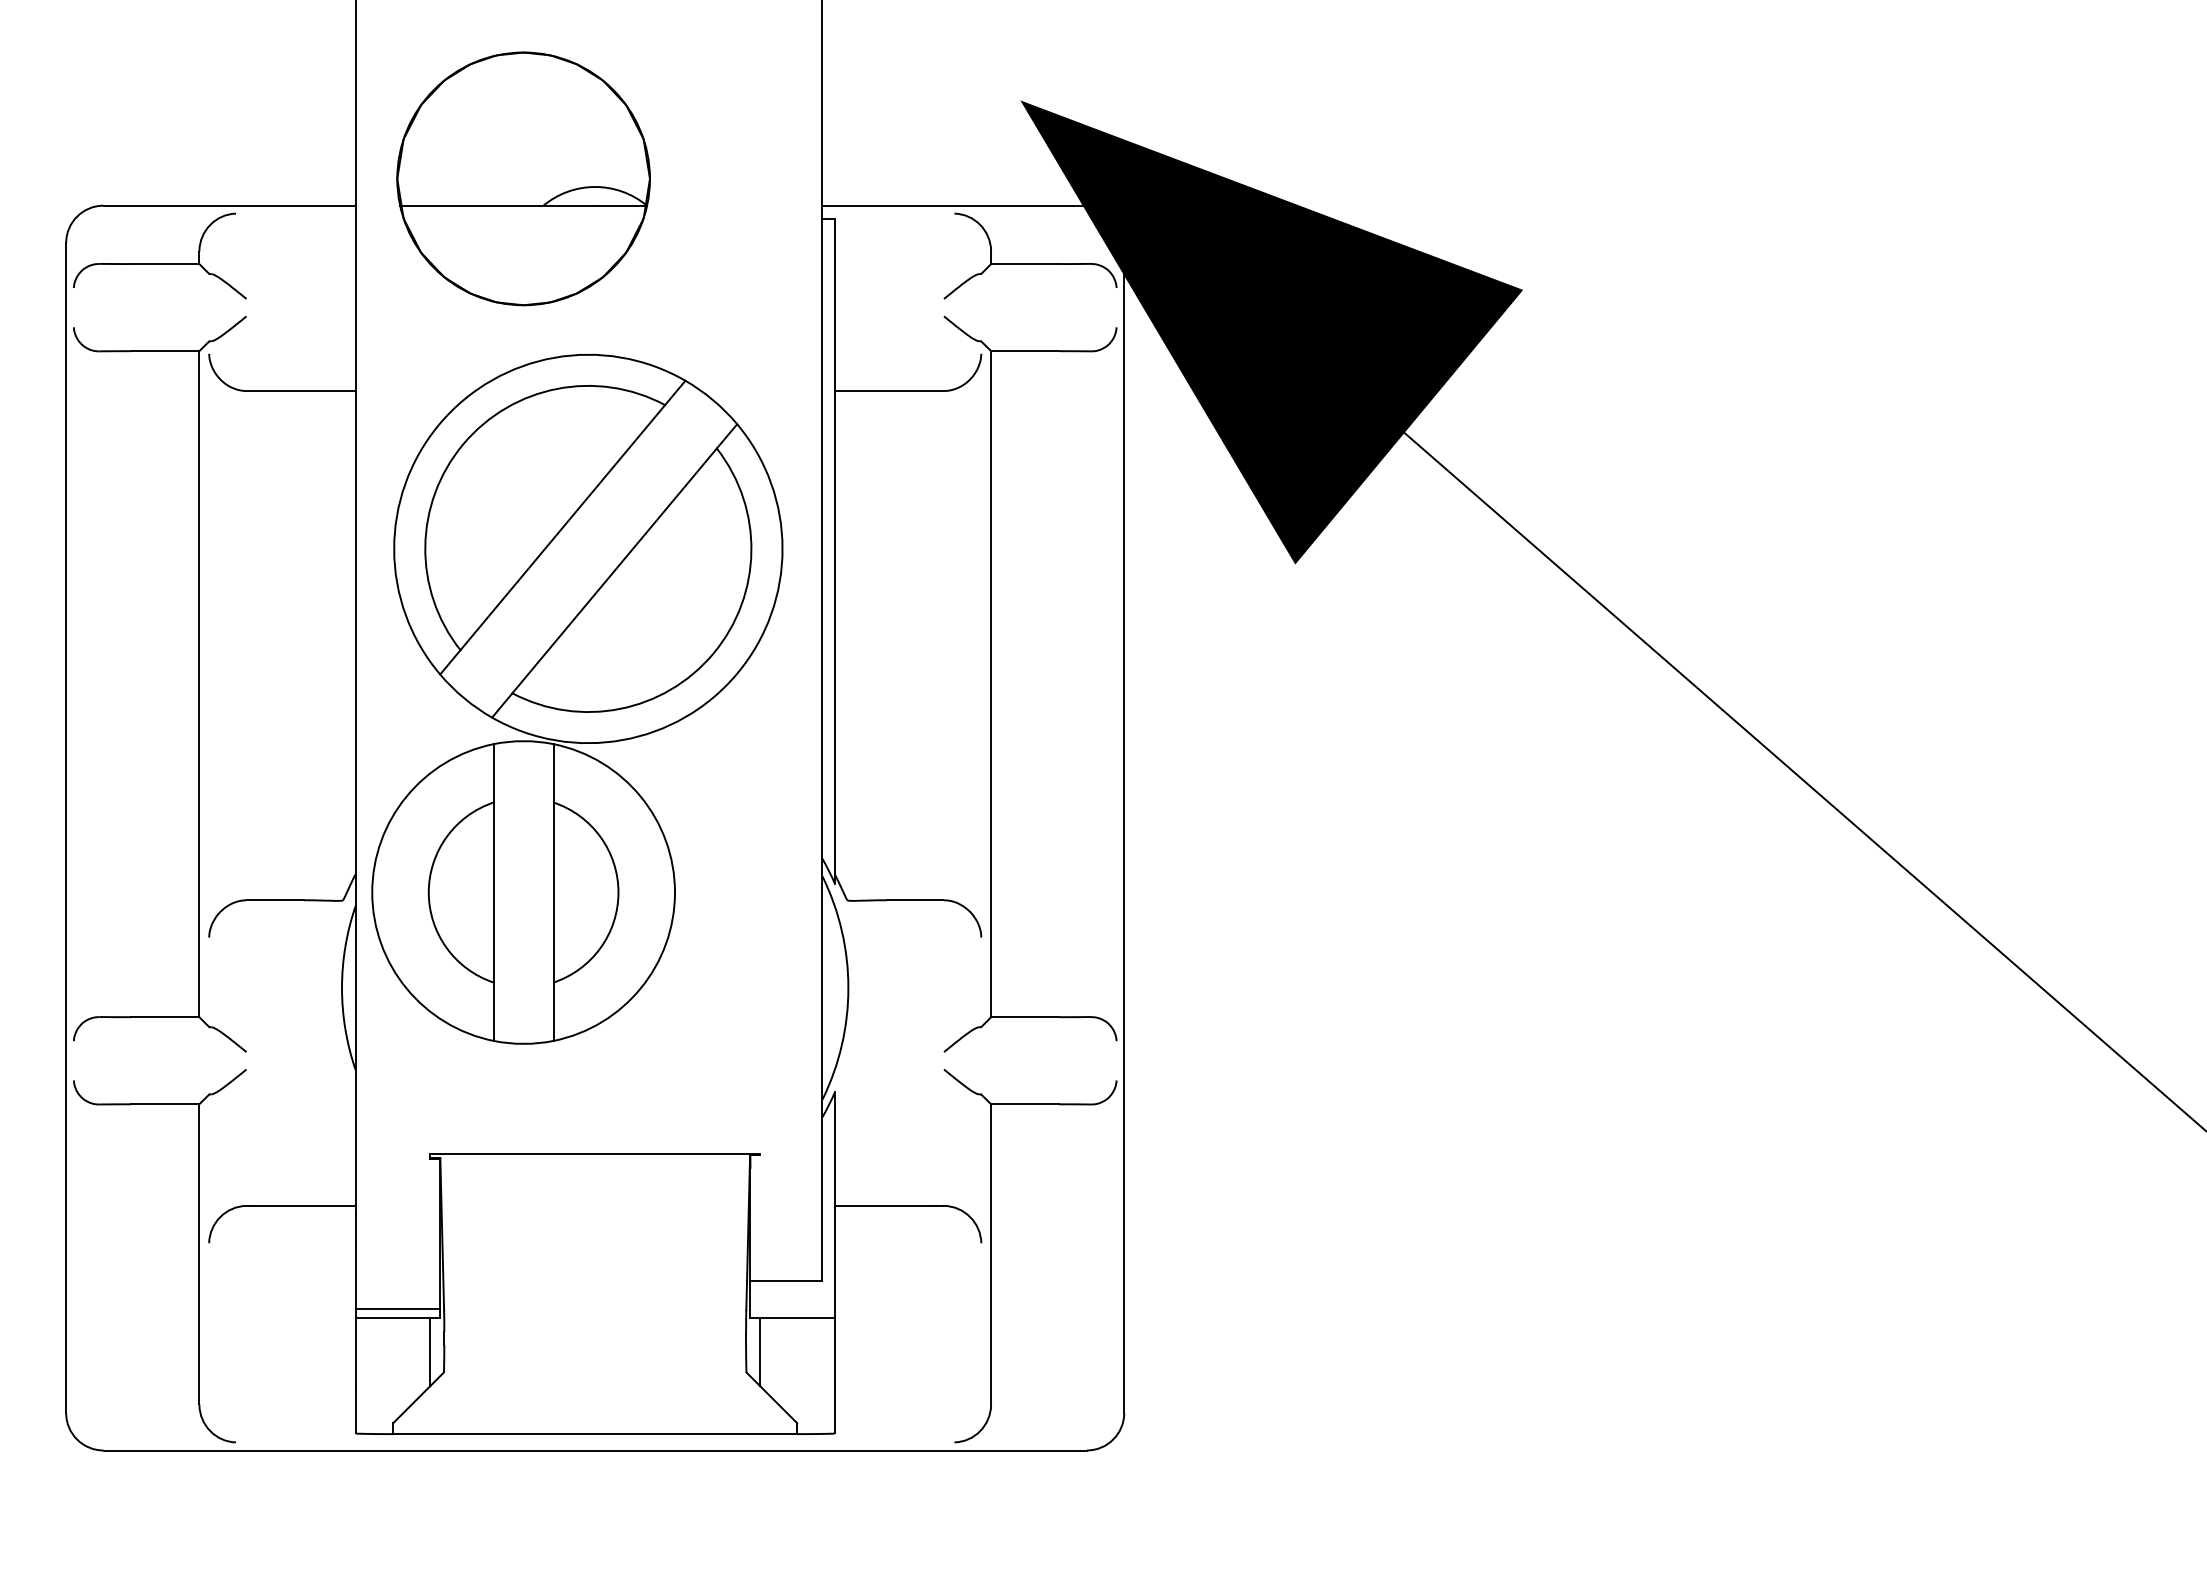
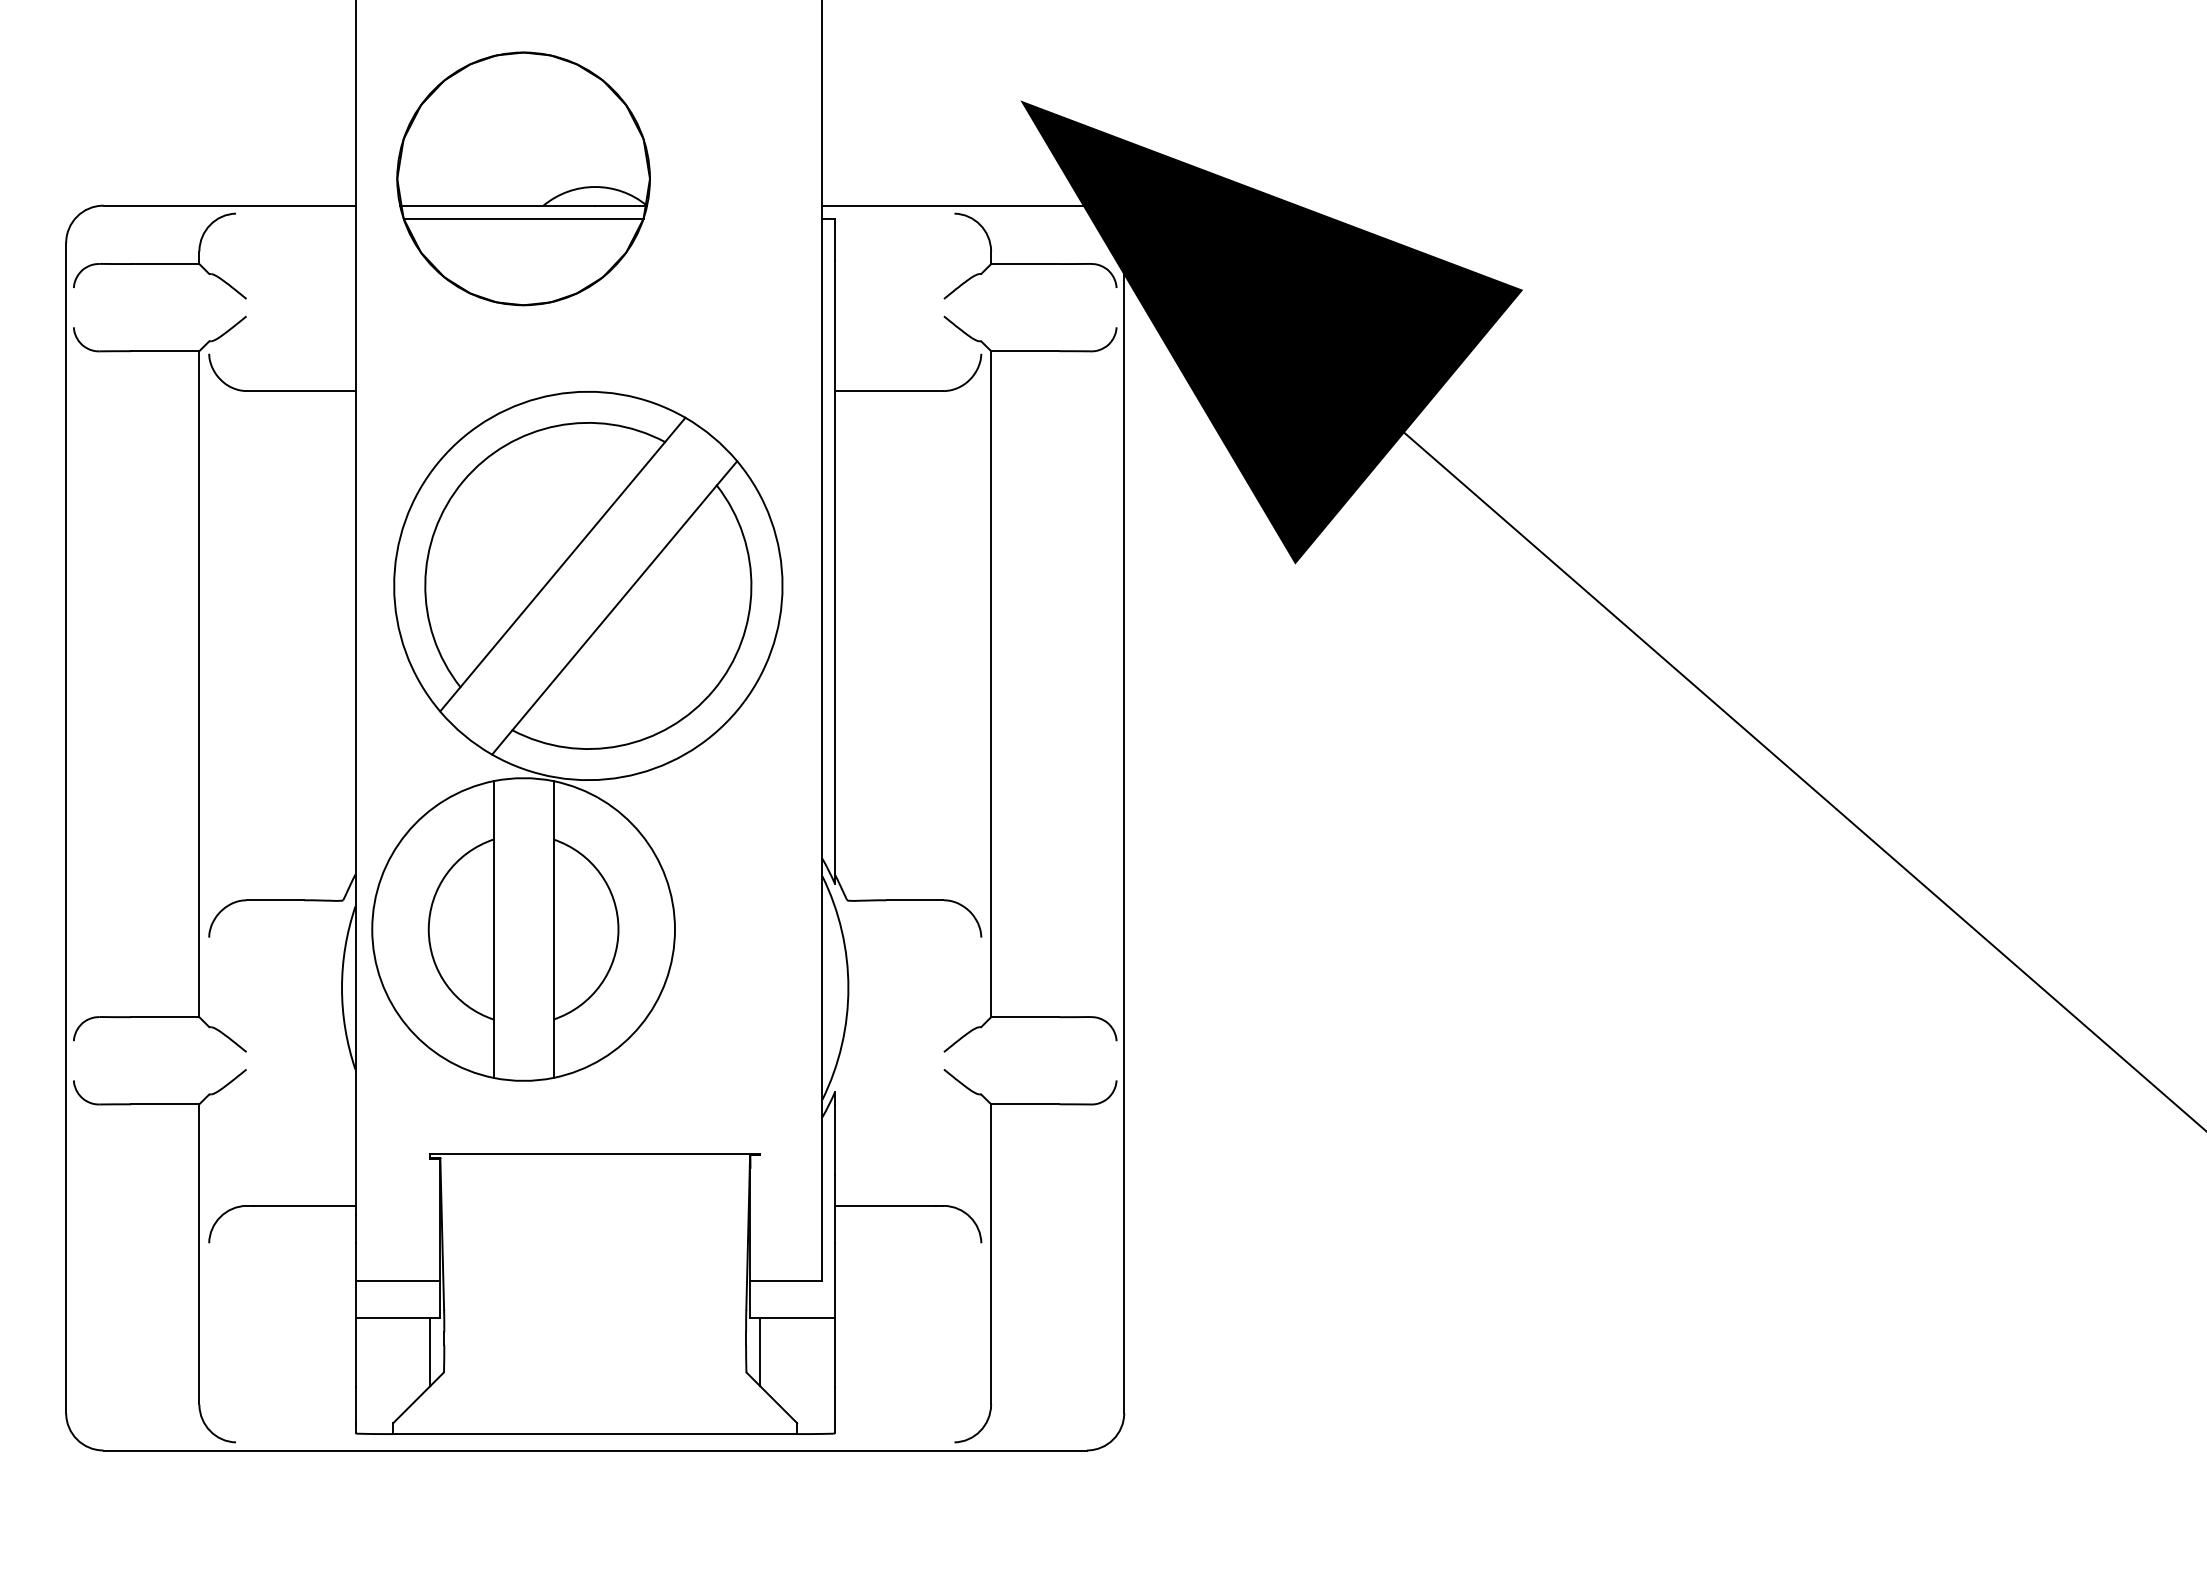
line: none -> present (523, 218)
part position: (577, 699) -> (577, 736) (577, 736)
line position: (397, 1308) -> (397, 1280) (397, 1280)
